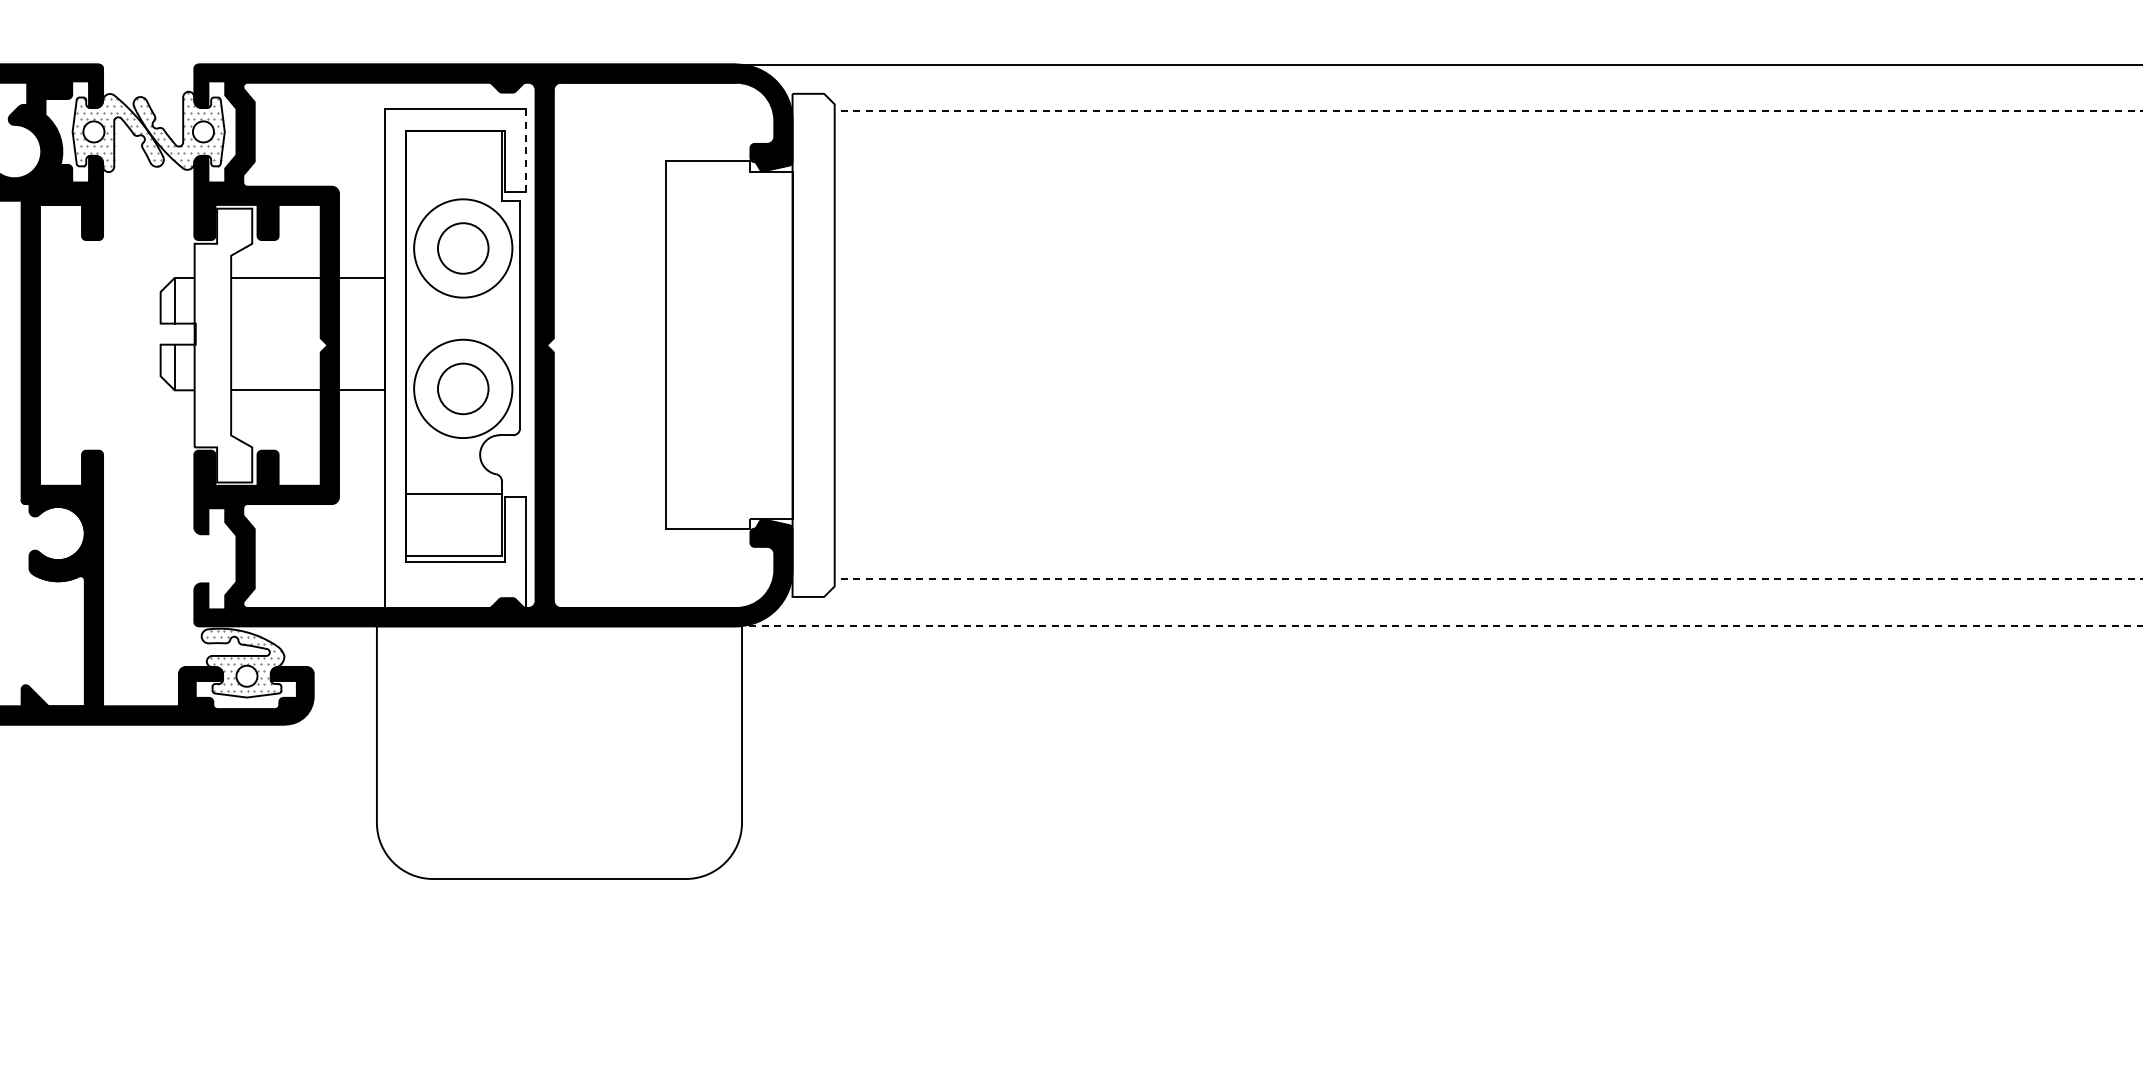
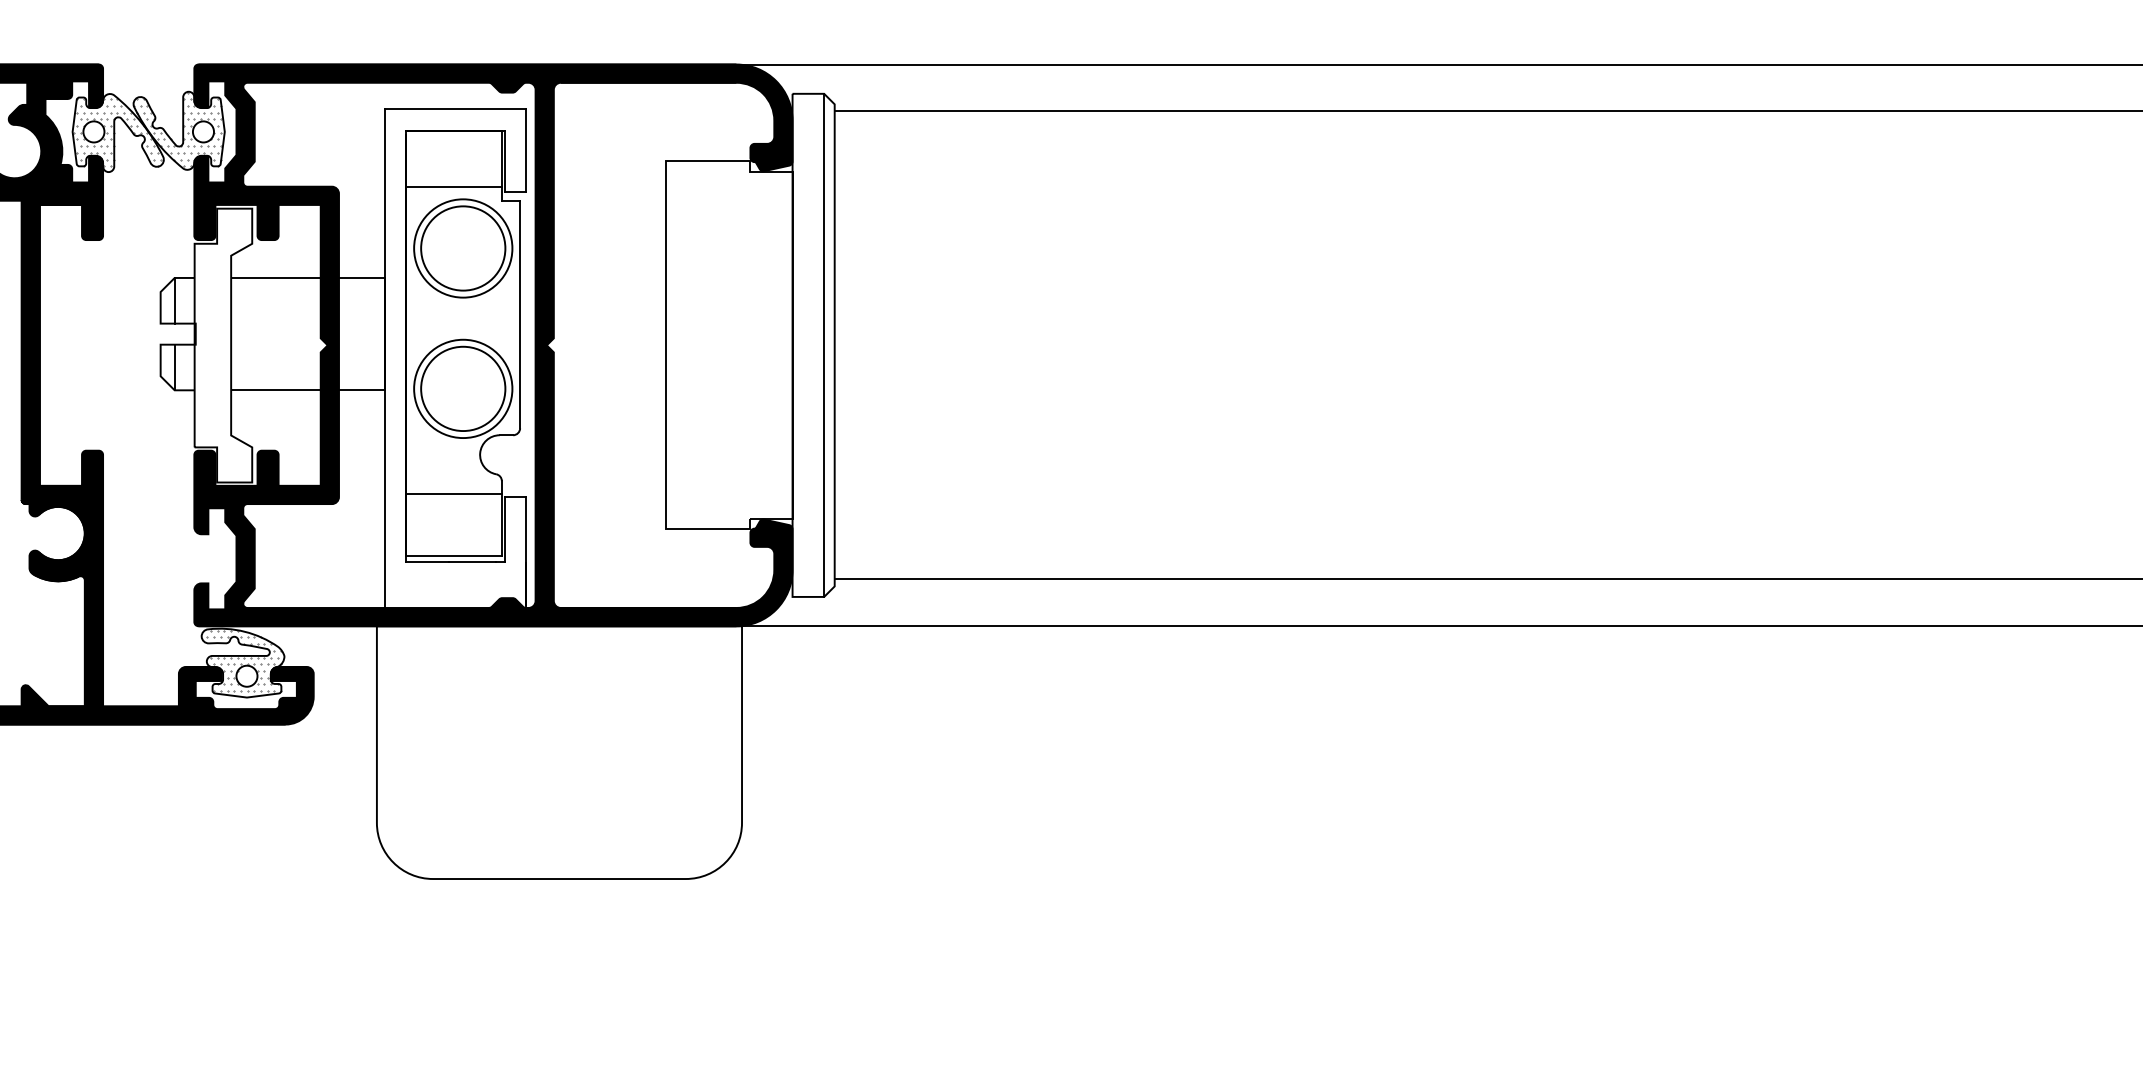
line: dashed -> solid (1488, 111)
line: dashed -> solid (525, 151)
line: none -> present (453, 186)
circle diameter: 51 px -> 84 px (463, 248)
line: none -> present (824, 344)
circle diameter: 51 px -> 84 px (463, 388)
line: dashed -> solid (1488, 579)
line: dashed -> solid (1439, 626)
